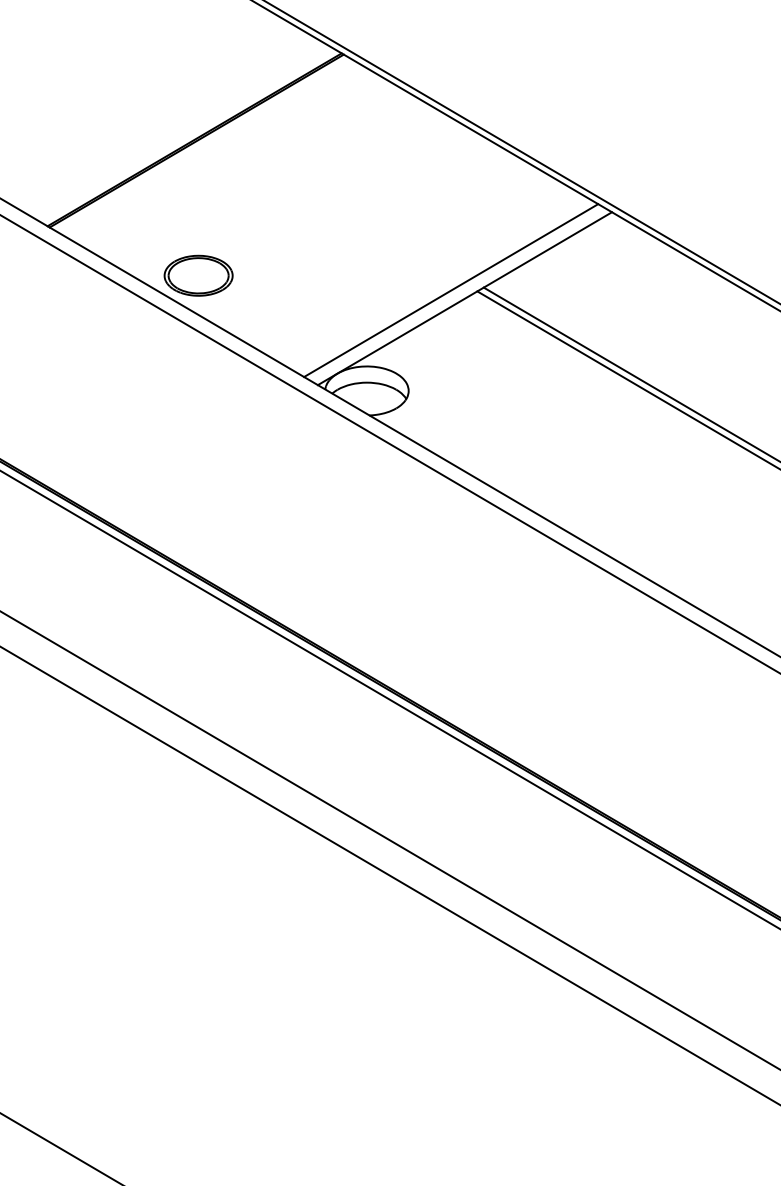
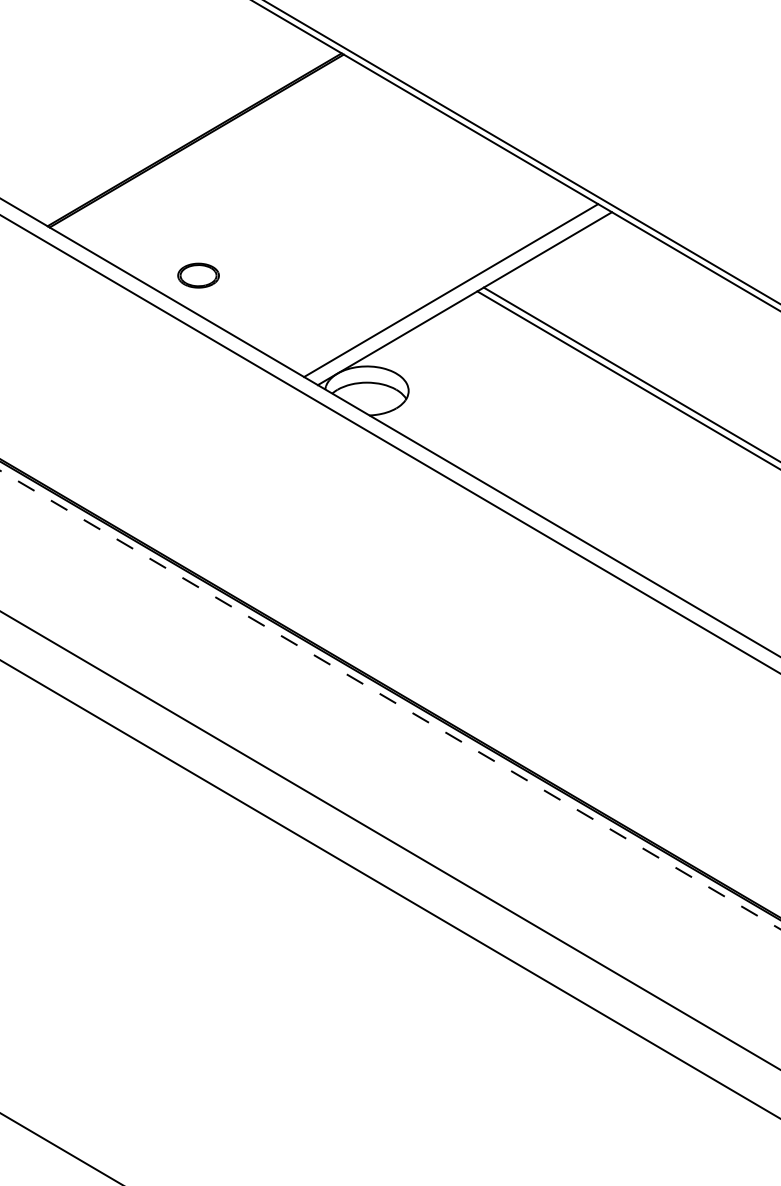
part size: 71x43 px -> 43x27 px (198, 275)
line: solid -> dashed (391, 700)
line position: (389, 875) -> (389, 888) (389, 888)
